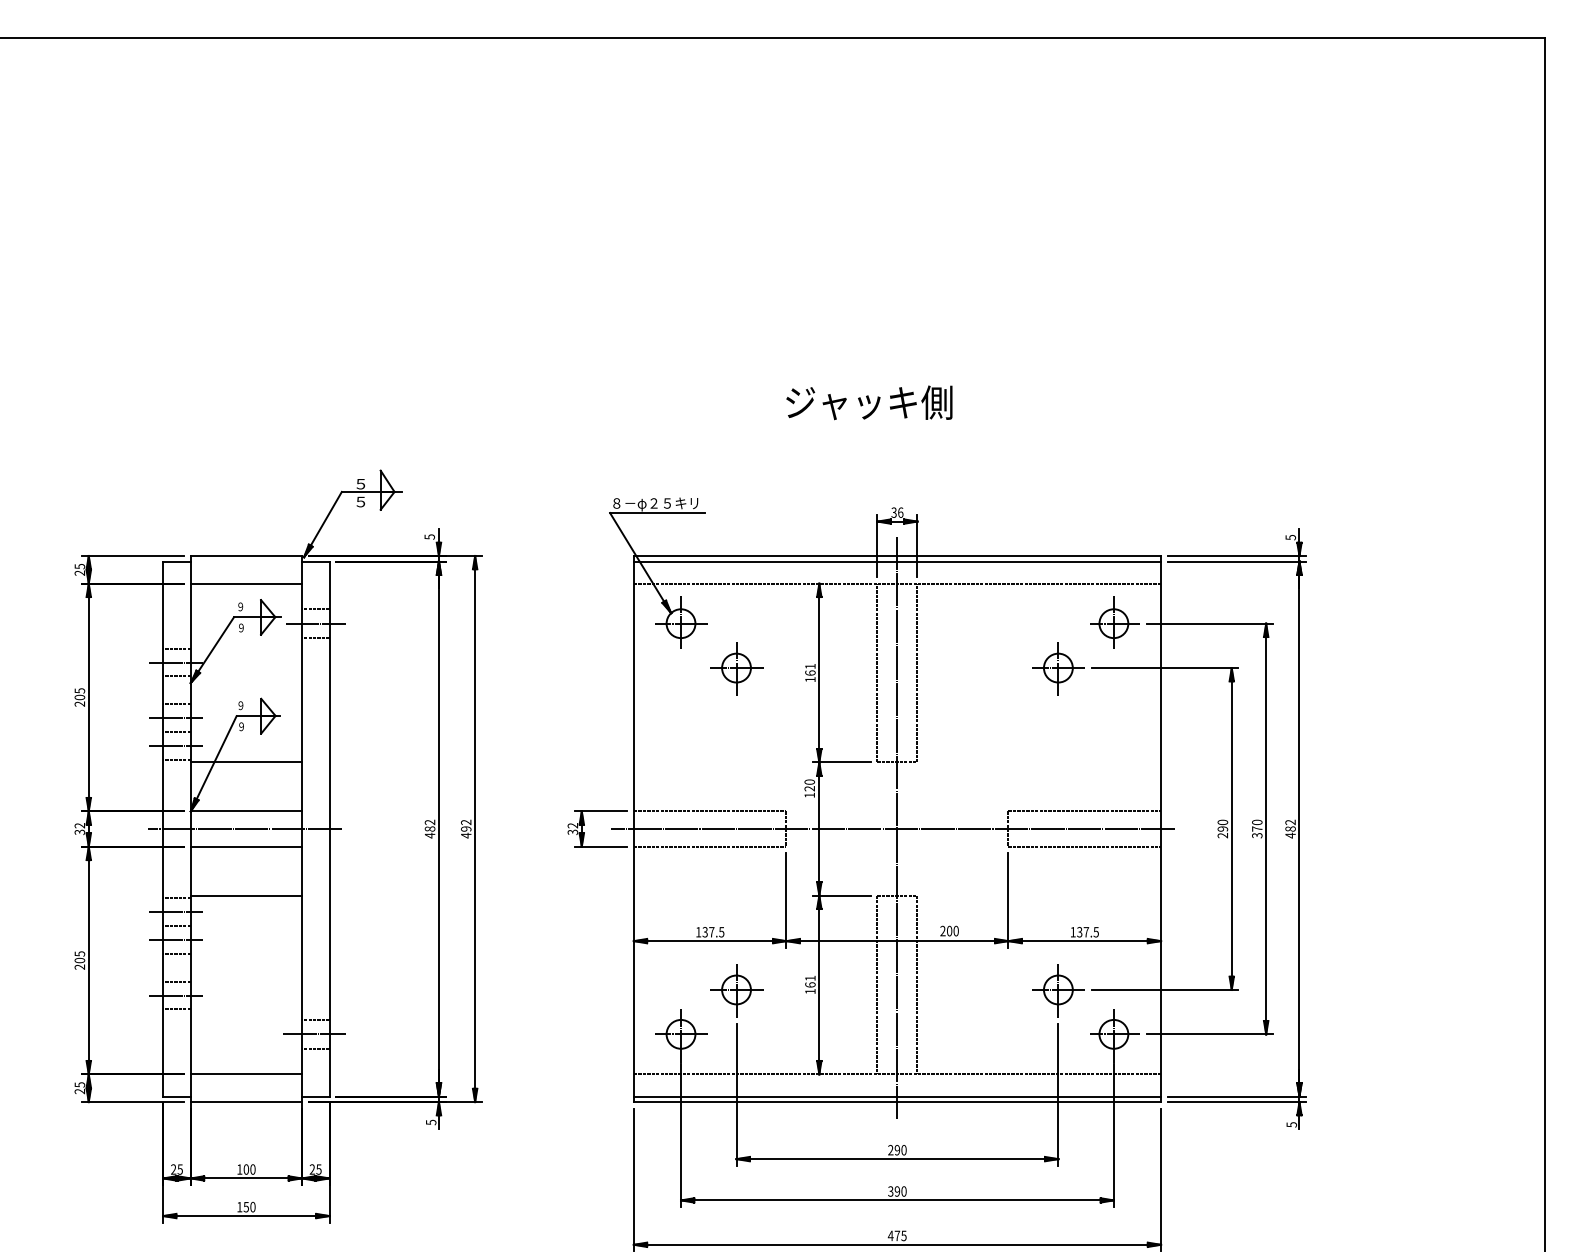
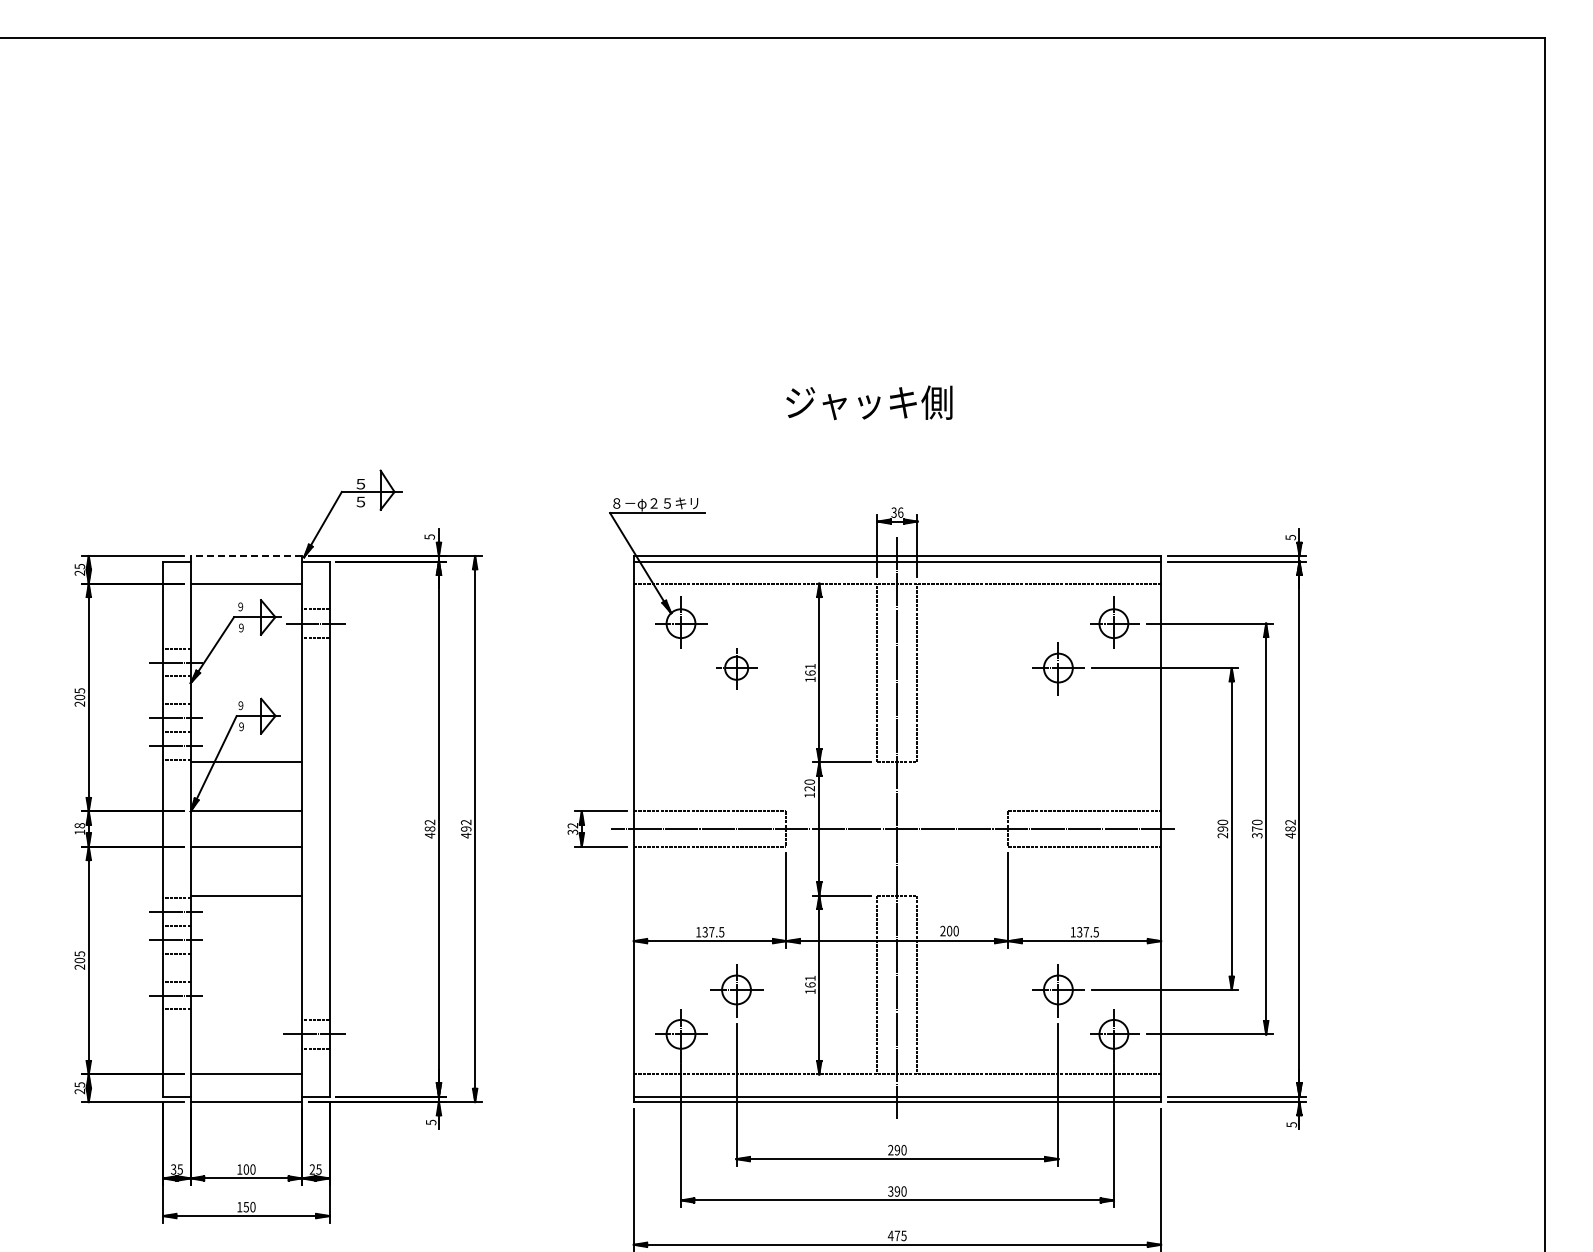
line: solid -> dashed (245, 556)
part size: 54x54 px -> 42x42 px (736, 668)
text: 32 -> 18 (79, 829)
line: present -> none (244, 829)
text: 25 -> 35 (173, 1169)
